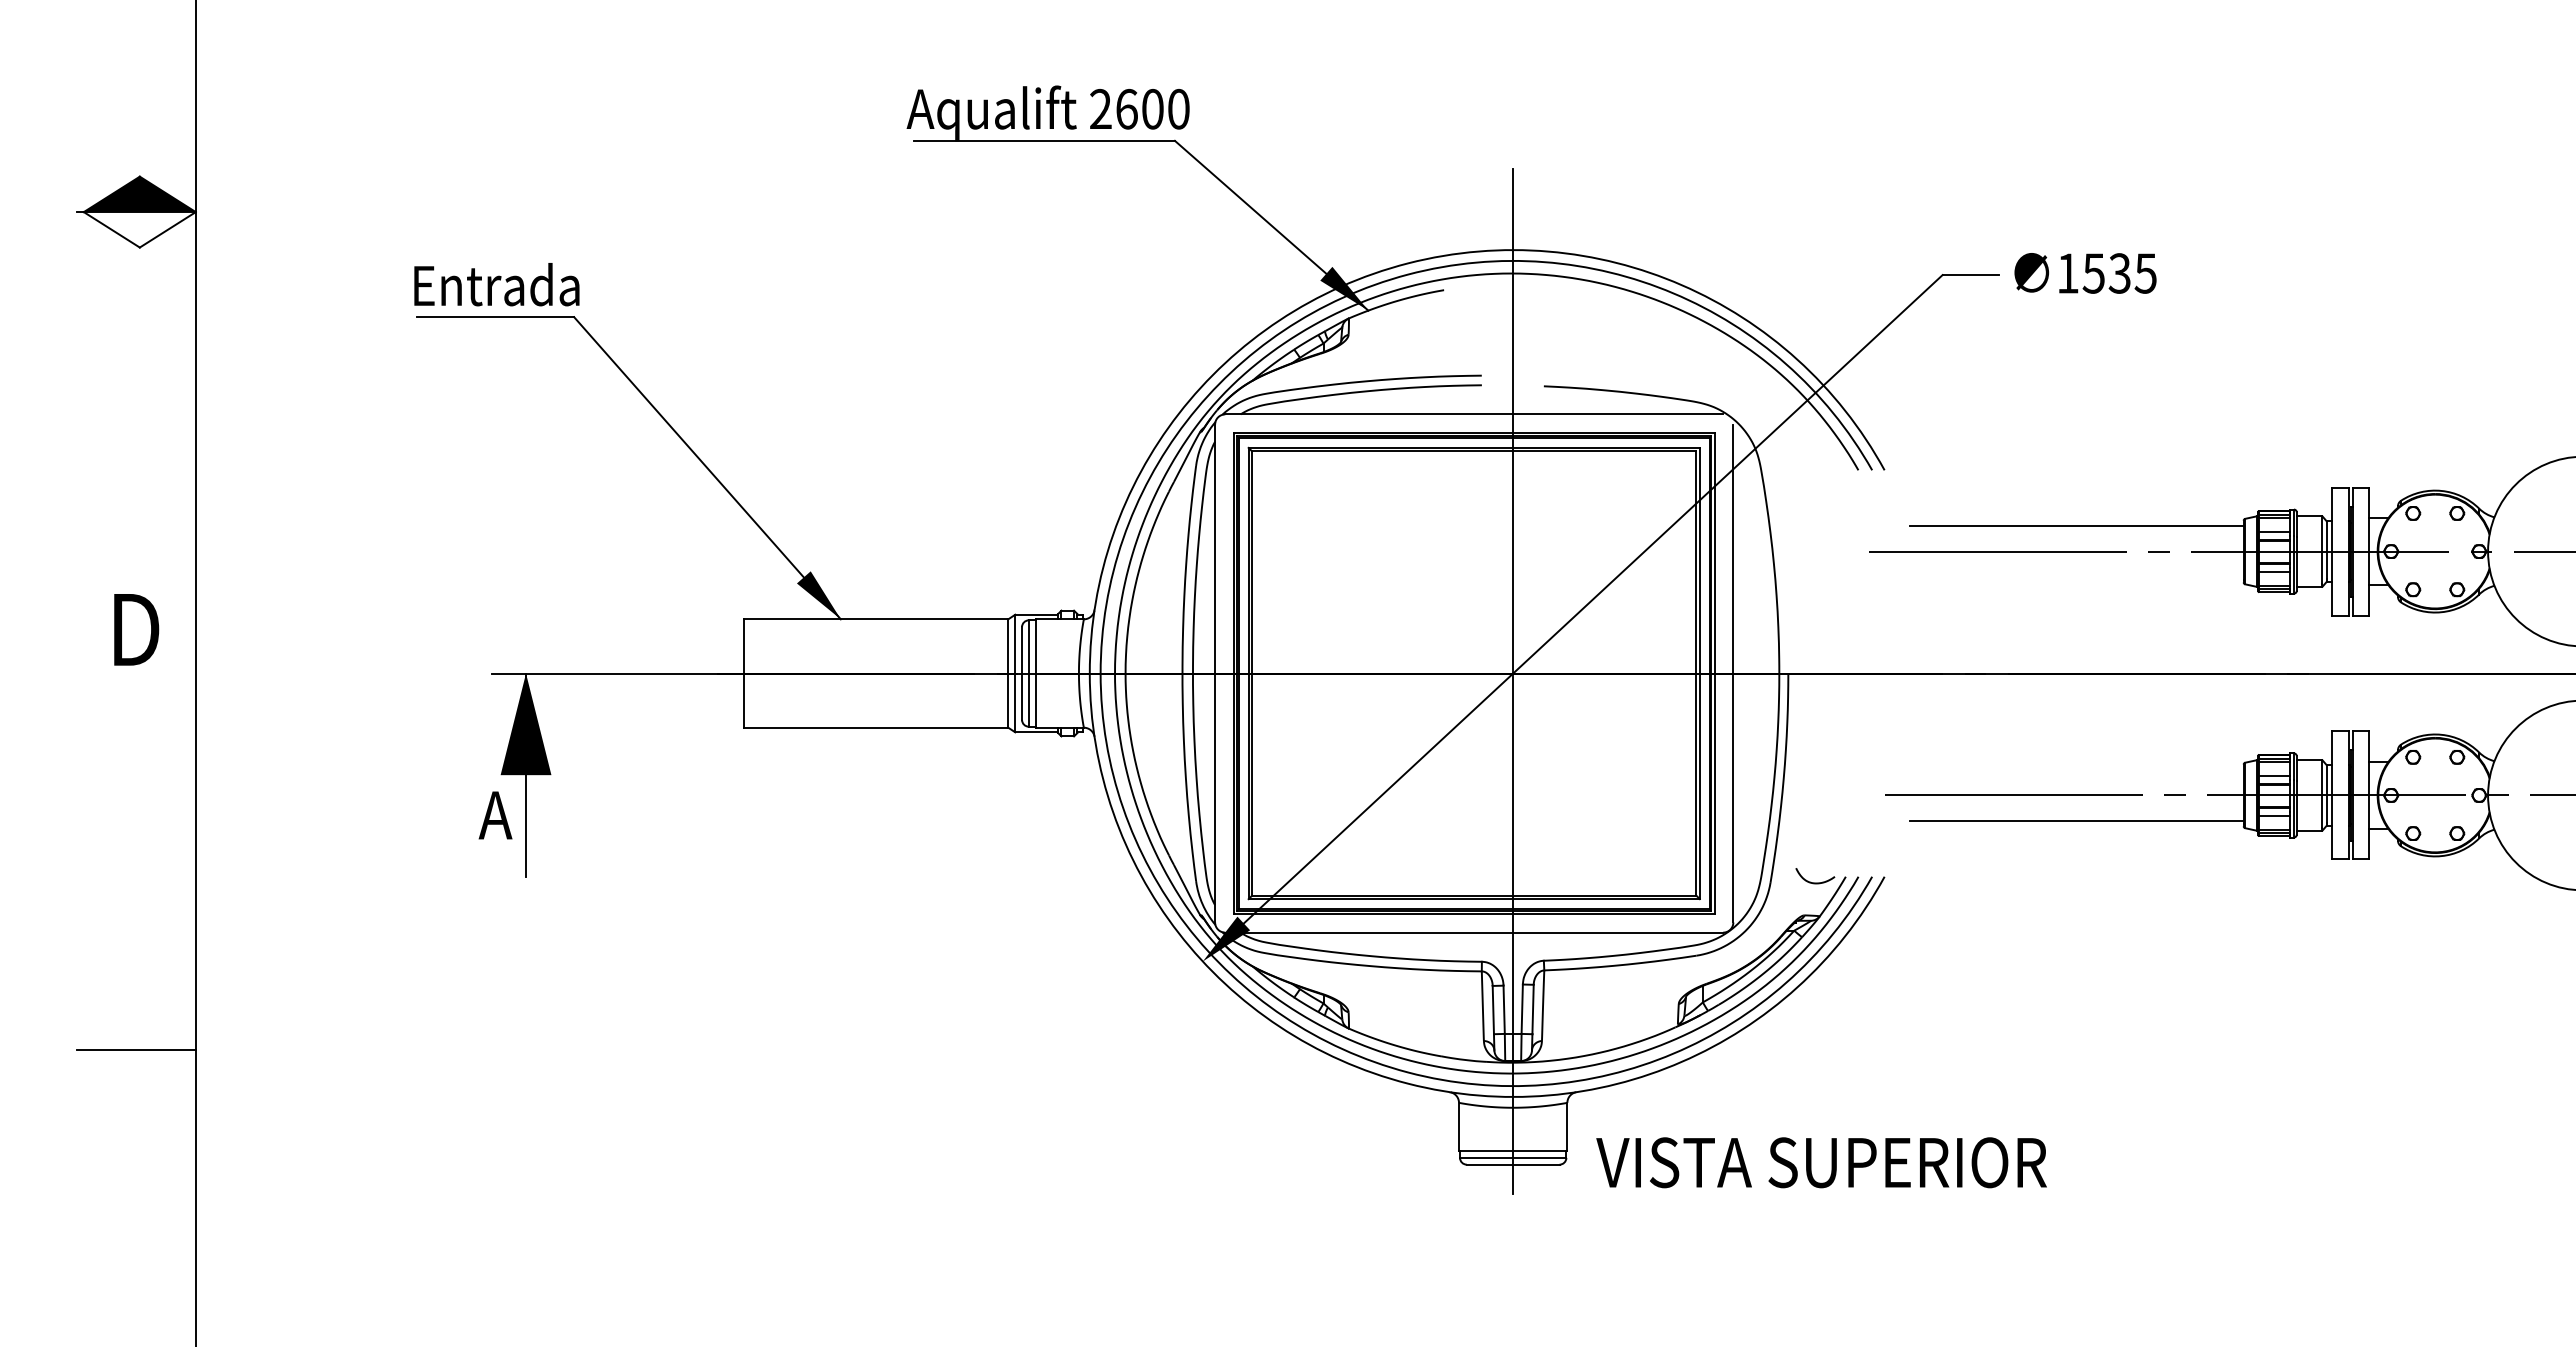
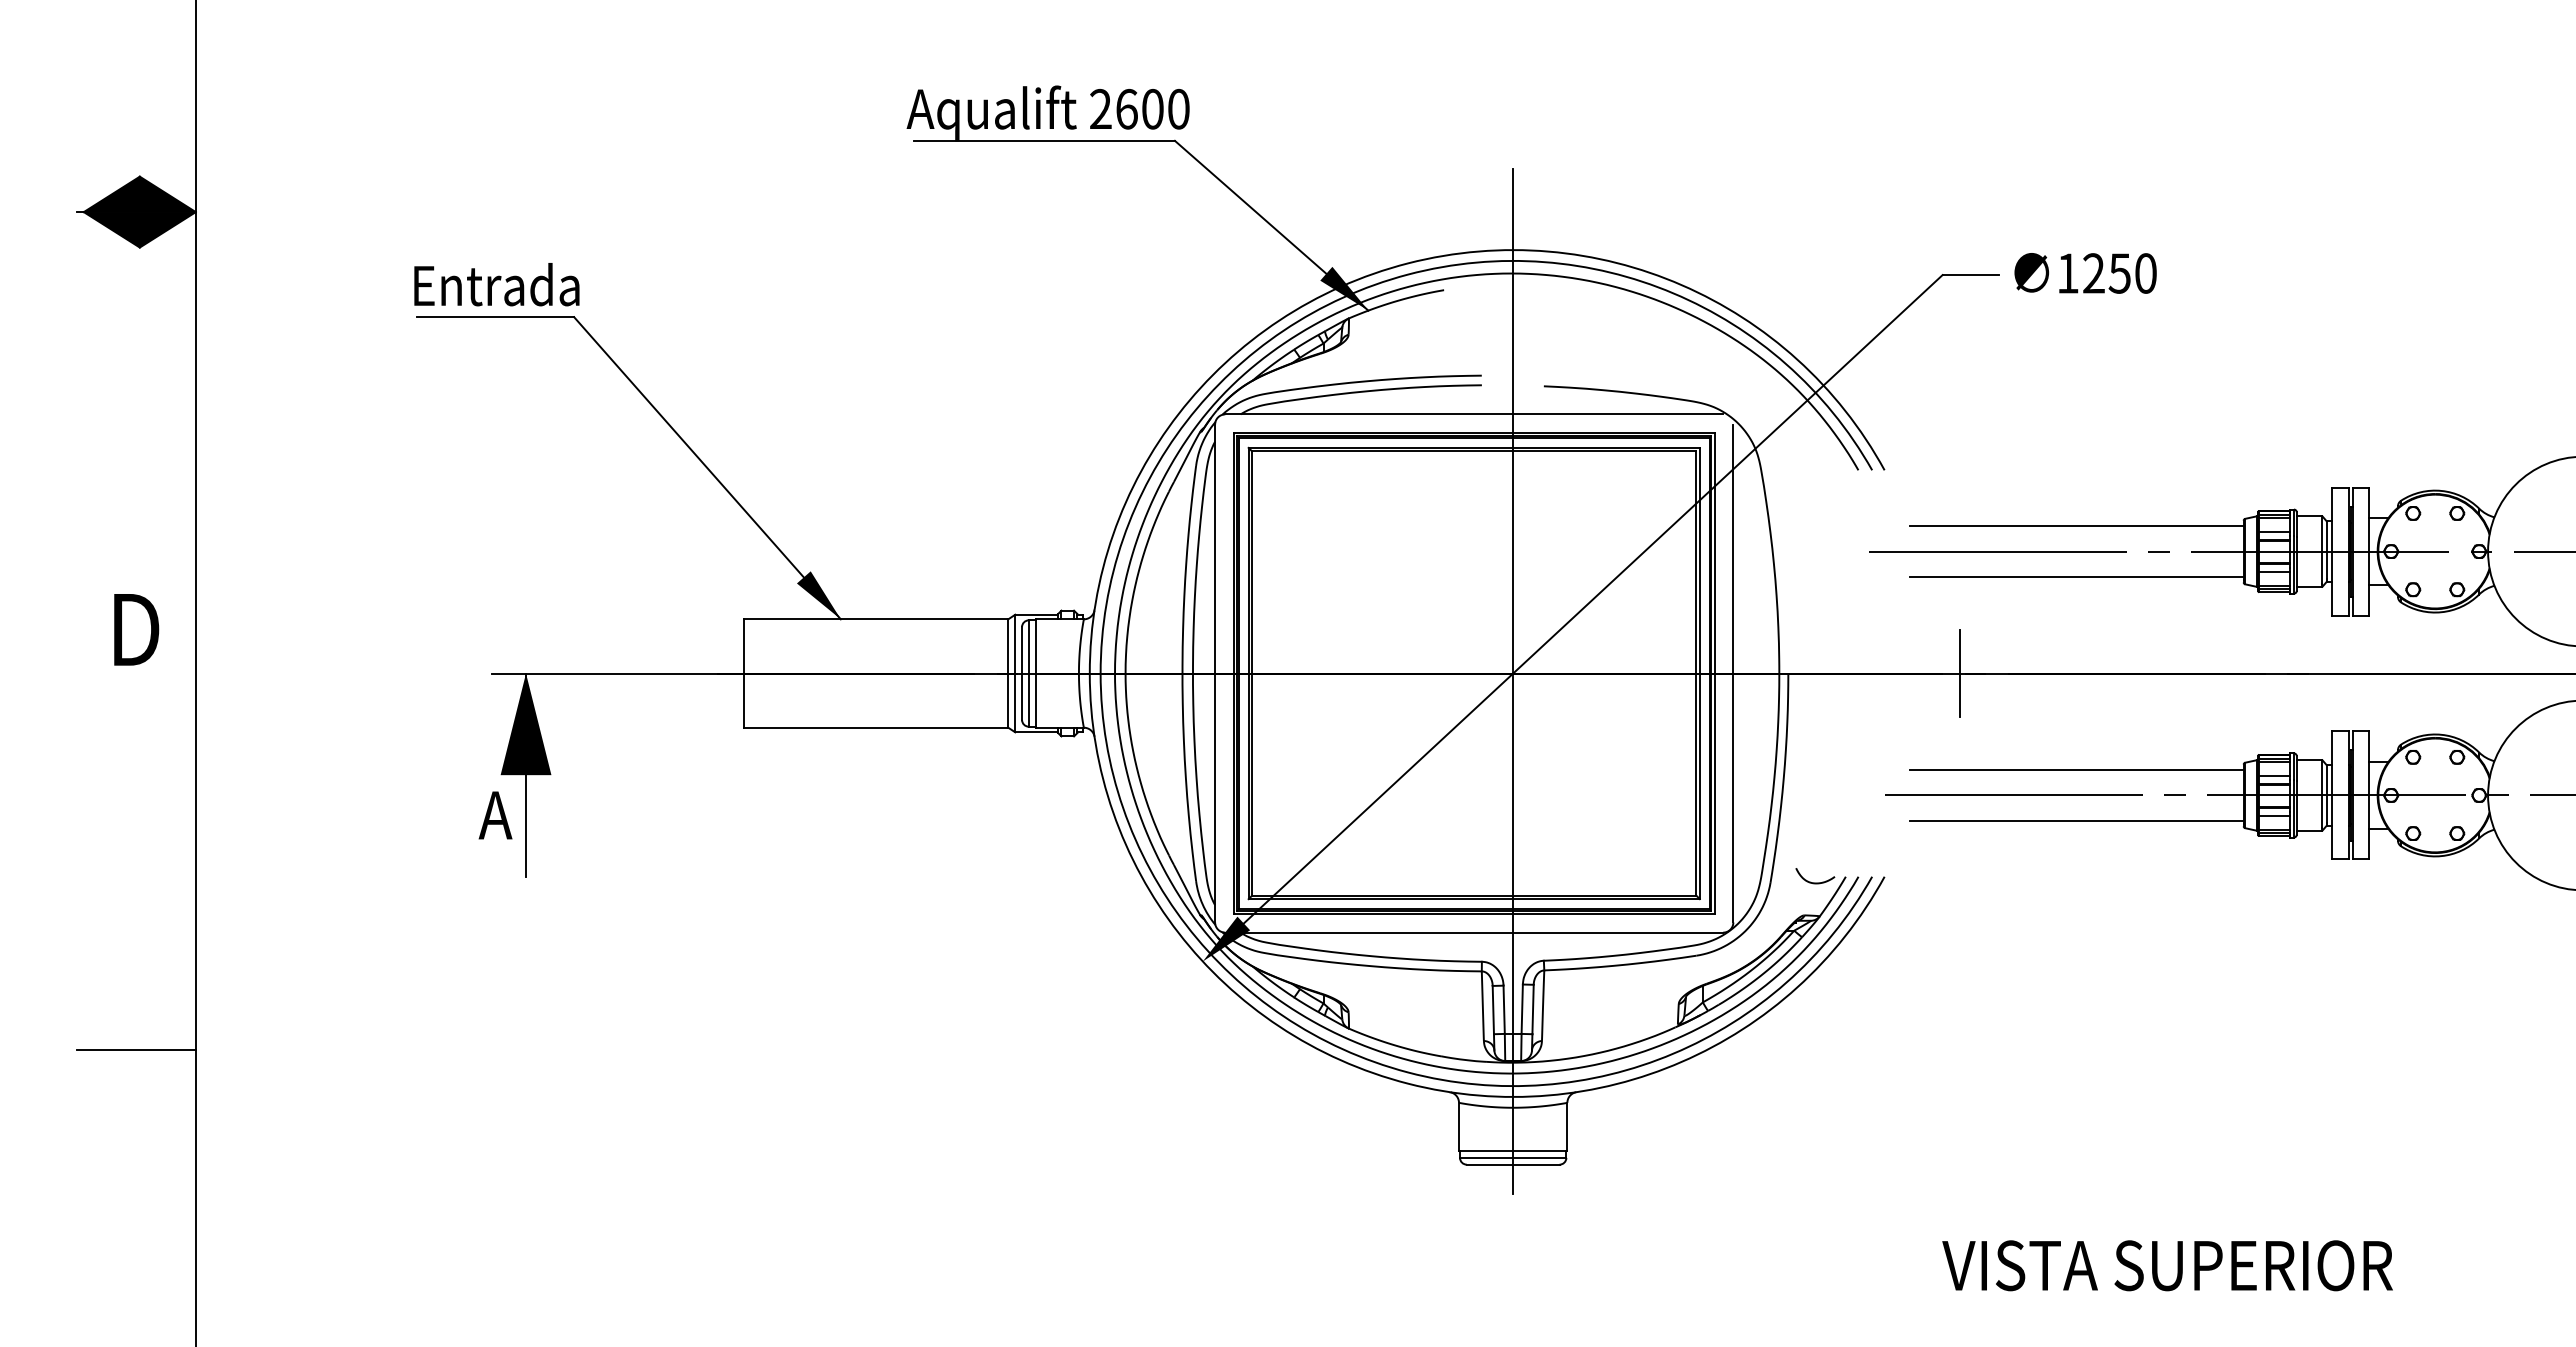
fill: none -> present (139, 229)
text: 1535 -> 1250 (2119, 273)
line: none -> present (2076, 576)
line: none -> present (1960, 673)
line: none -> present (2076, 770)
text position: (1821, 1162) -> (2167, 1265) (2167, 1265)
